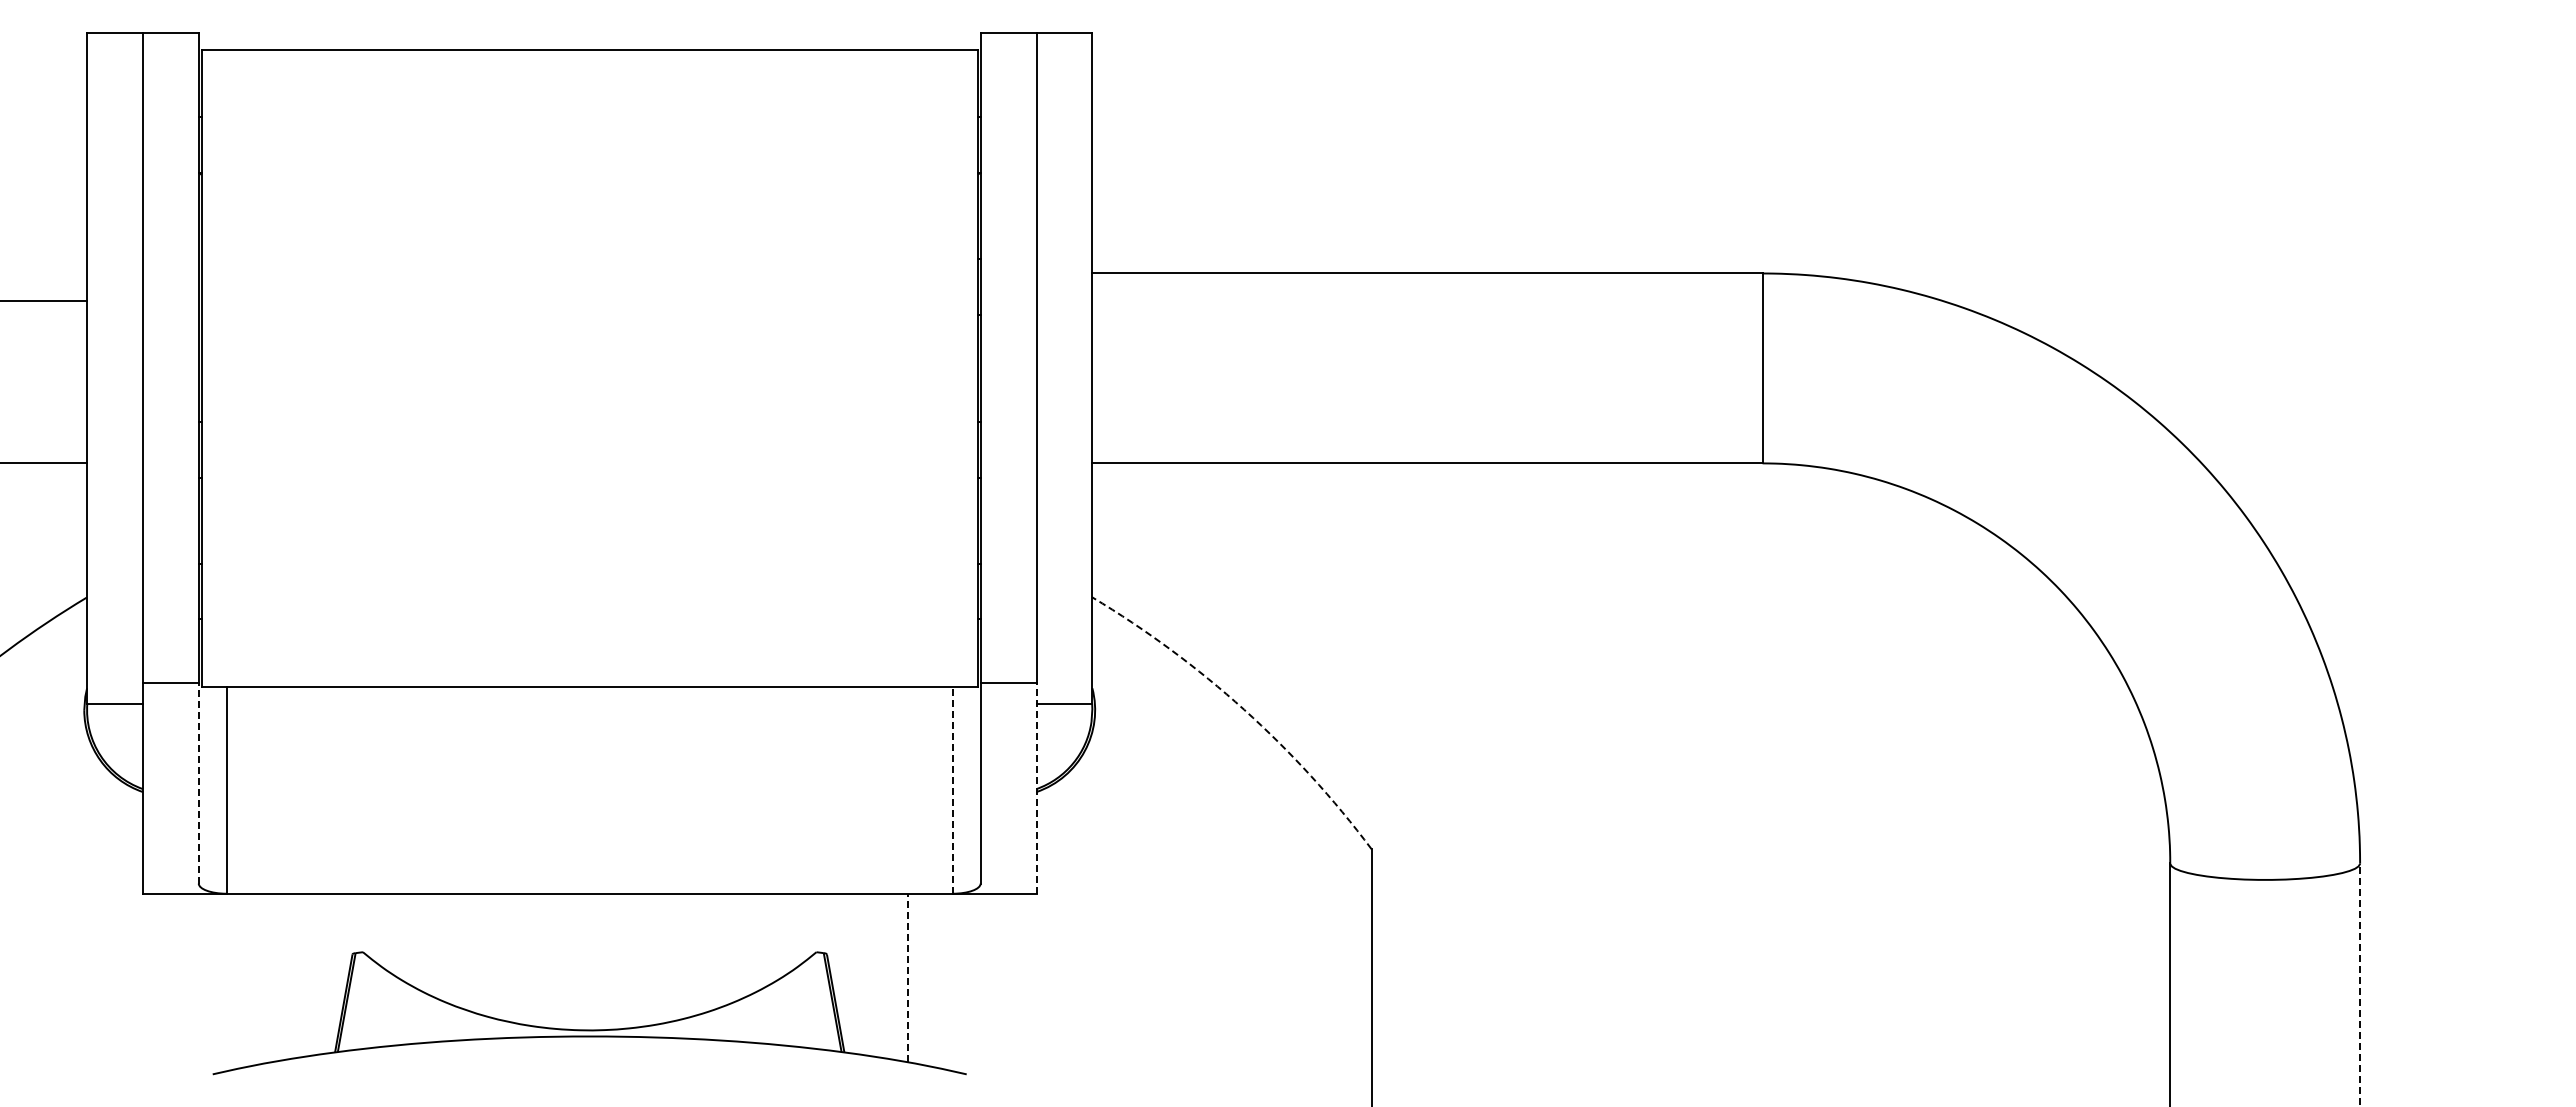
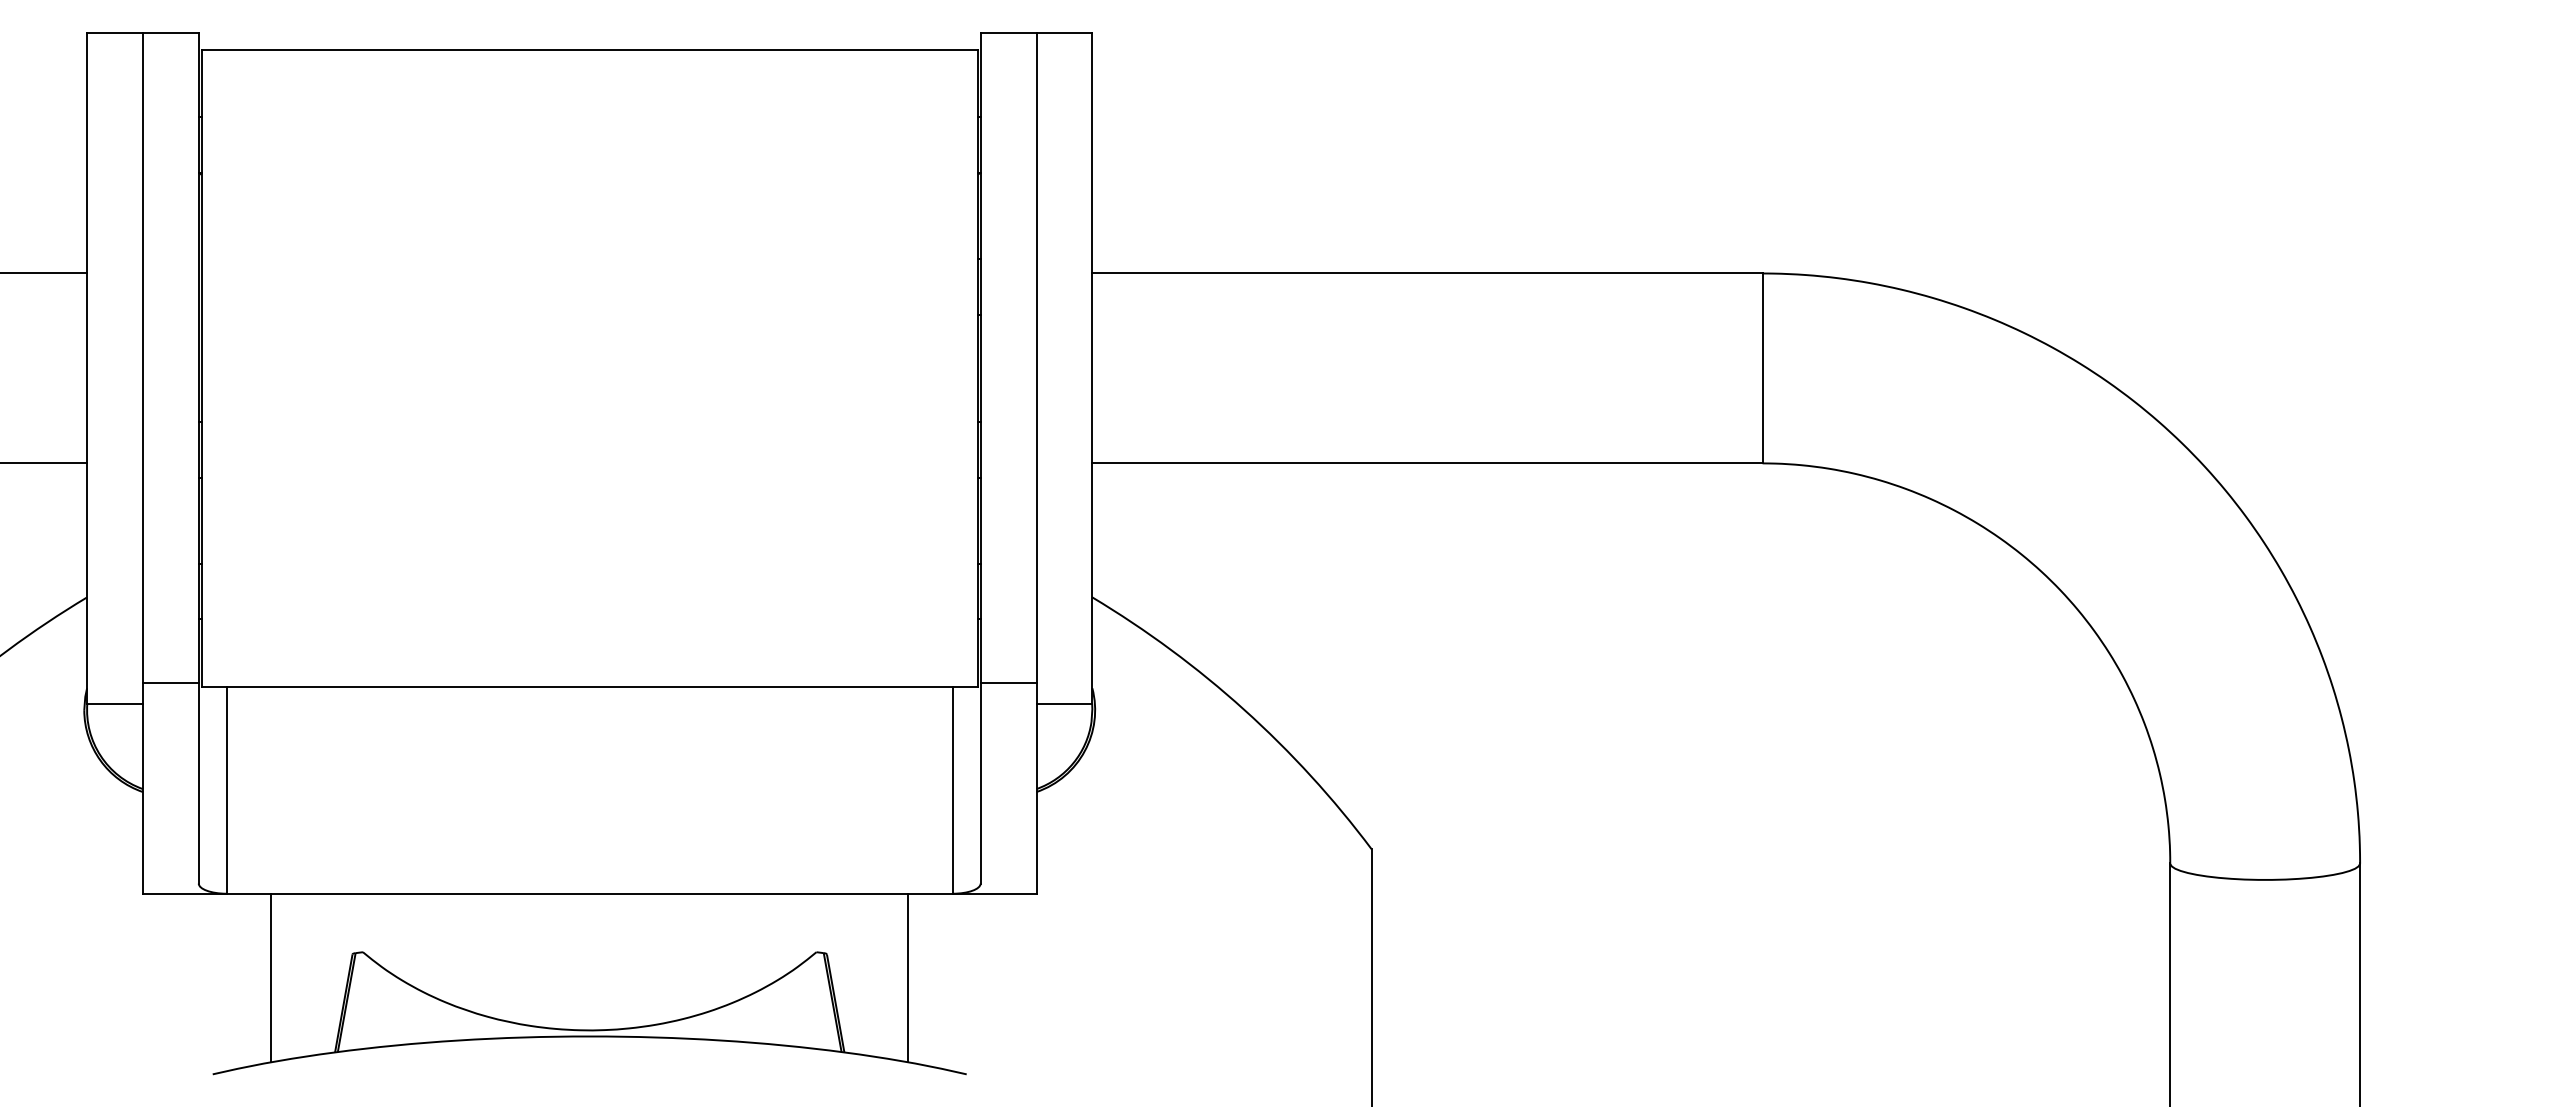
line position: (44, 301) -> (44, 273) (44, 273)
arc: dashed -> solid (1244, 709)
line: dashed -> solid (198, 782)
line: dashed -> solid (1036, 788)
line: dashed -> solid (952, 789)
line: none -> present (271, 977)
line: dashed -> solid (908, 977)
line: dashed -> solid (2360, 984)
